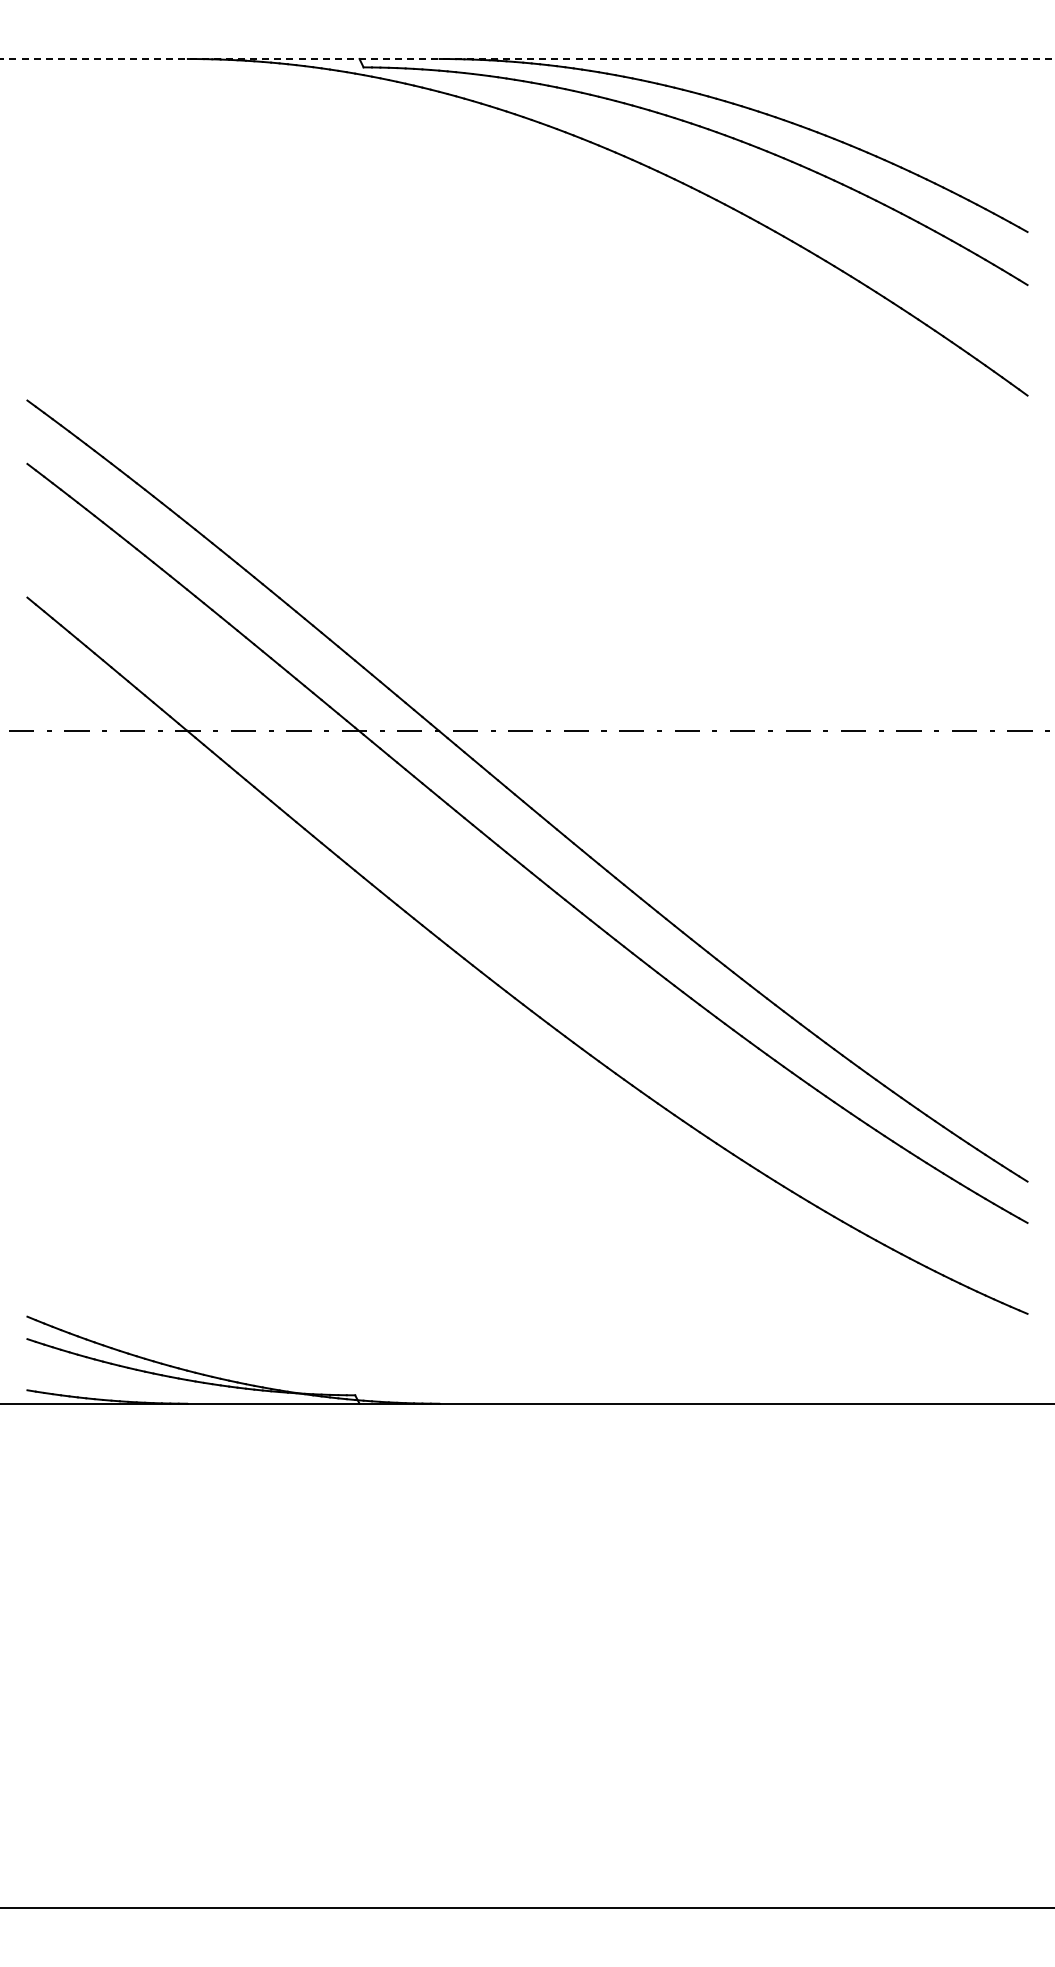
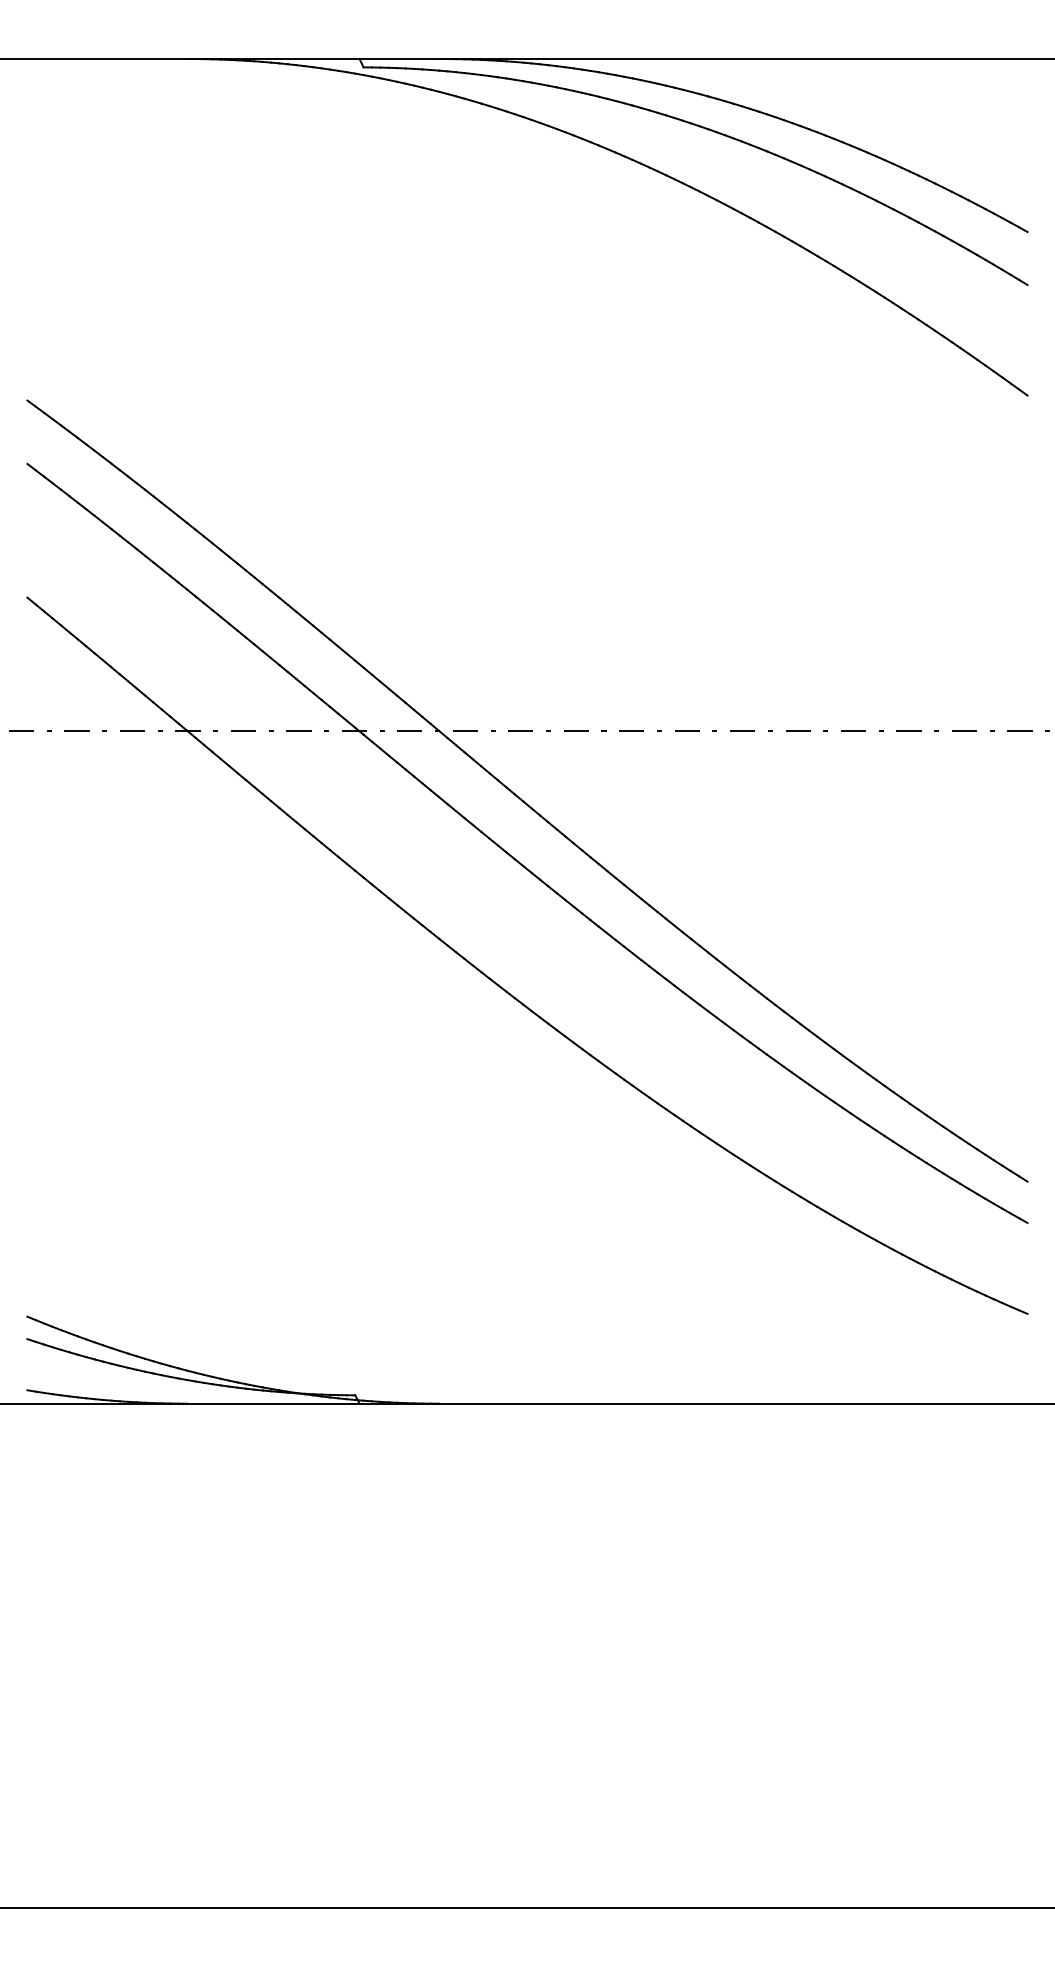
line: dashed -> solid (528, 59)
